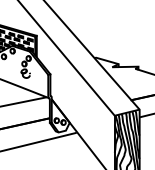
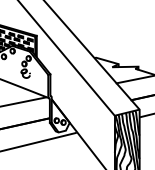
line: none -> present (133, 79)
